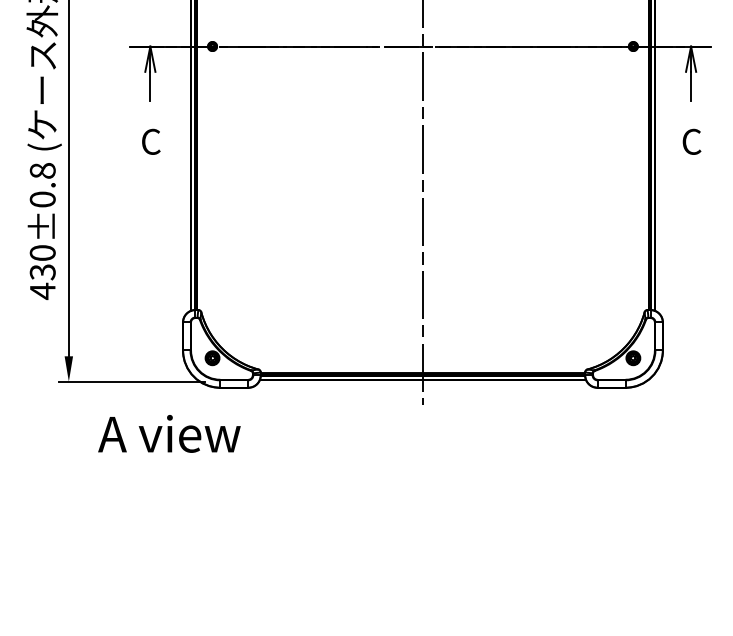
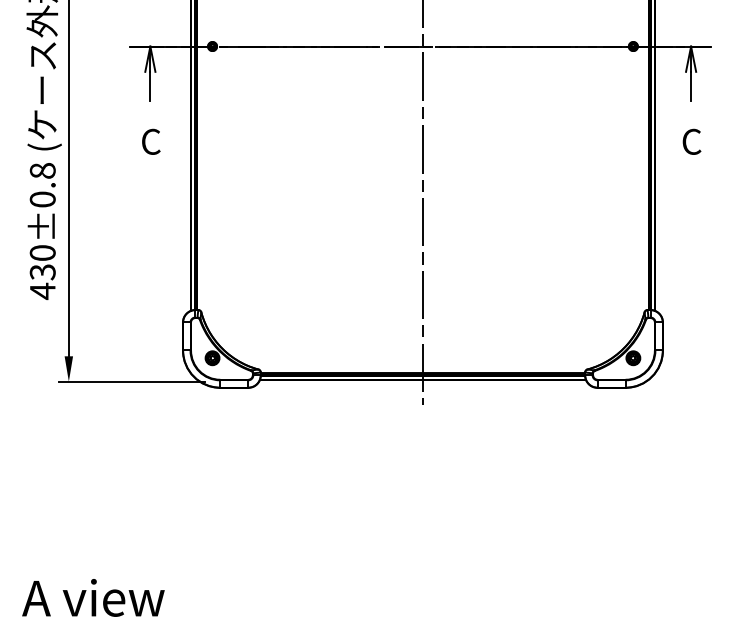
text position: (169, 433) -> (93, 597) (93, 597)
